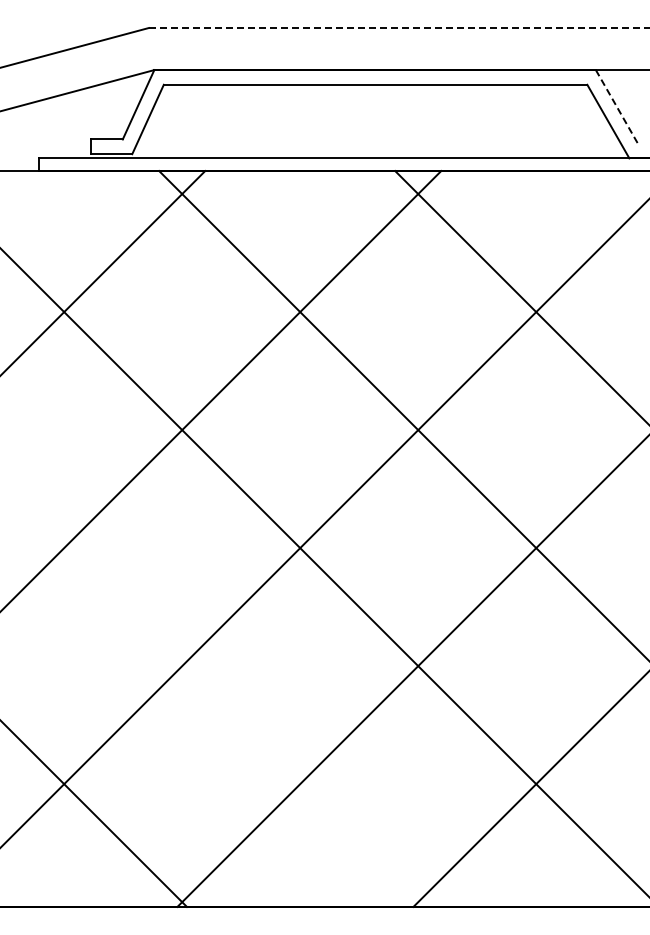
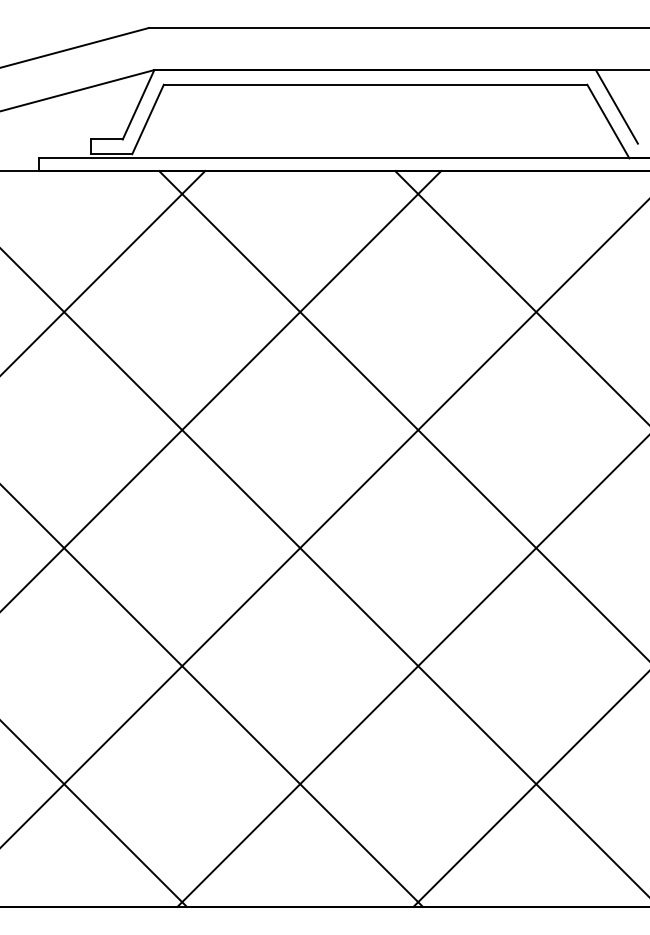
line: dashed -> solid (399, 28)
line: dashed -> solid (617, 107)
line: none -> present (212, 696)
